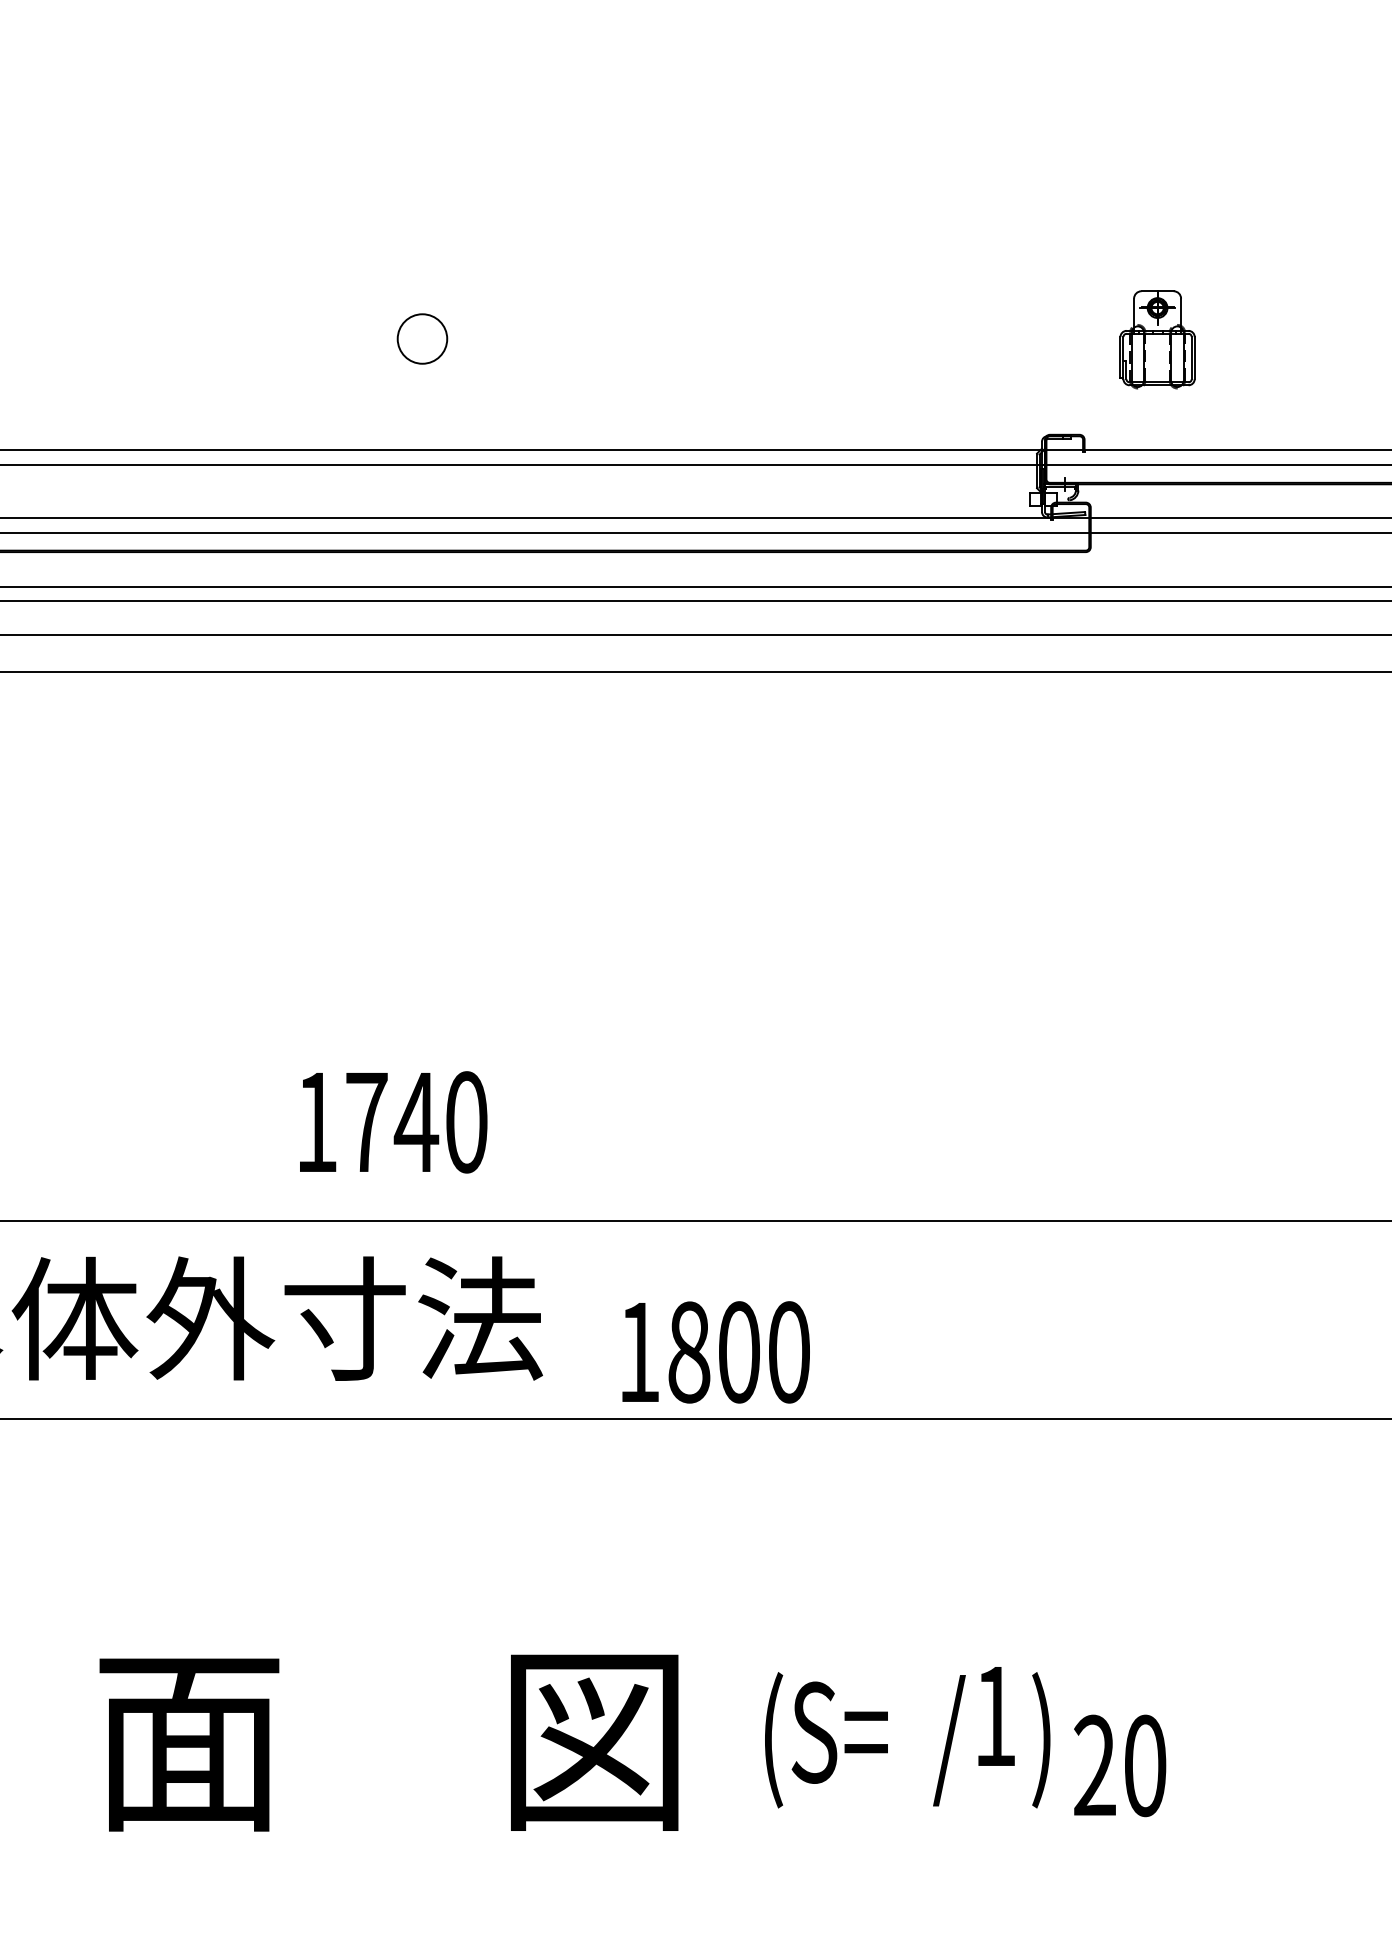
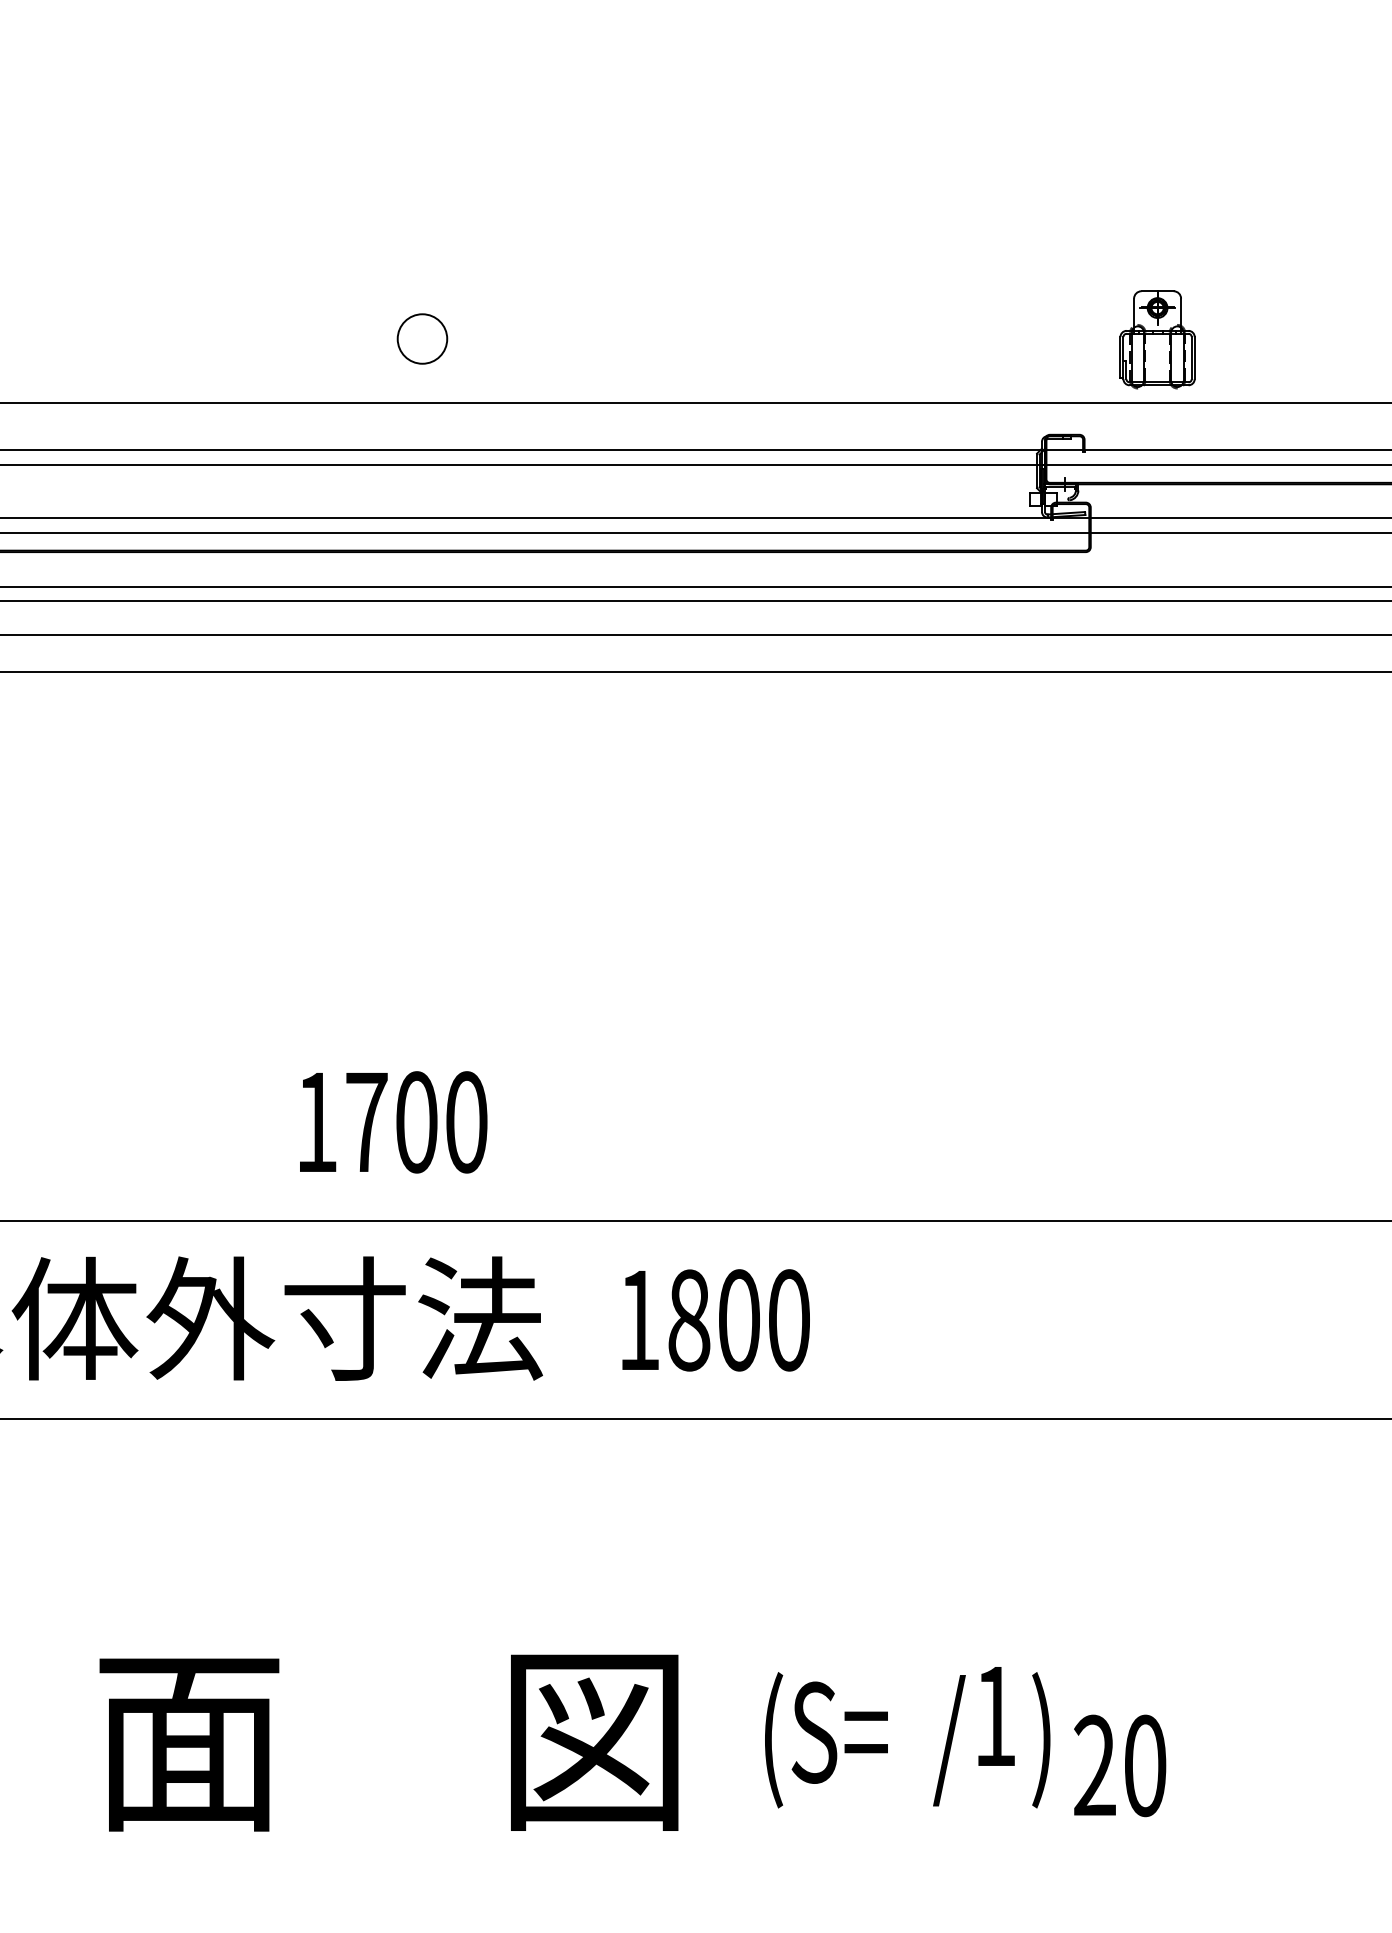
line: none -> present (695, 403)
text: 1740 -> 1700 (416, 1122)
text position: (715, 1352) -> (715, 1320) (715, 1320)
